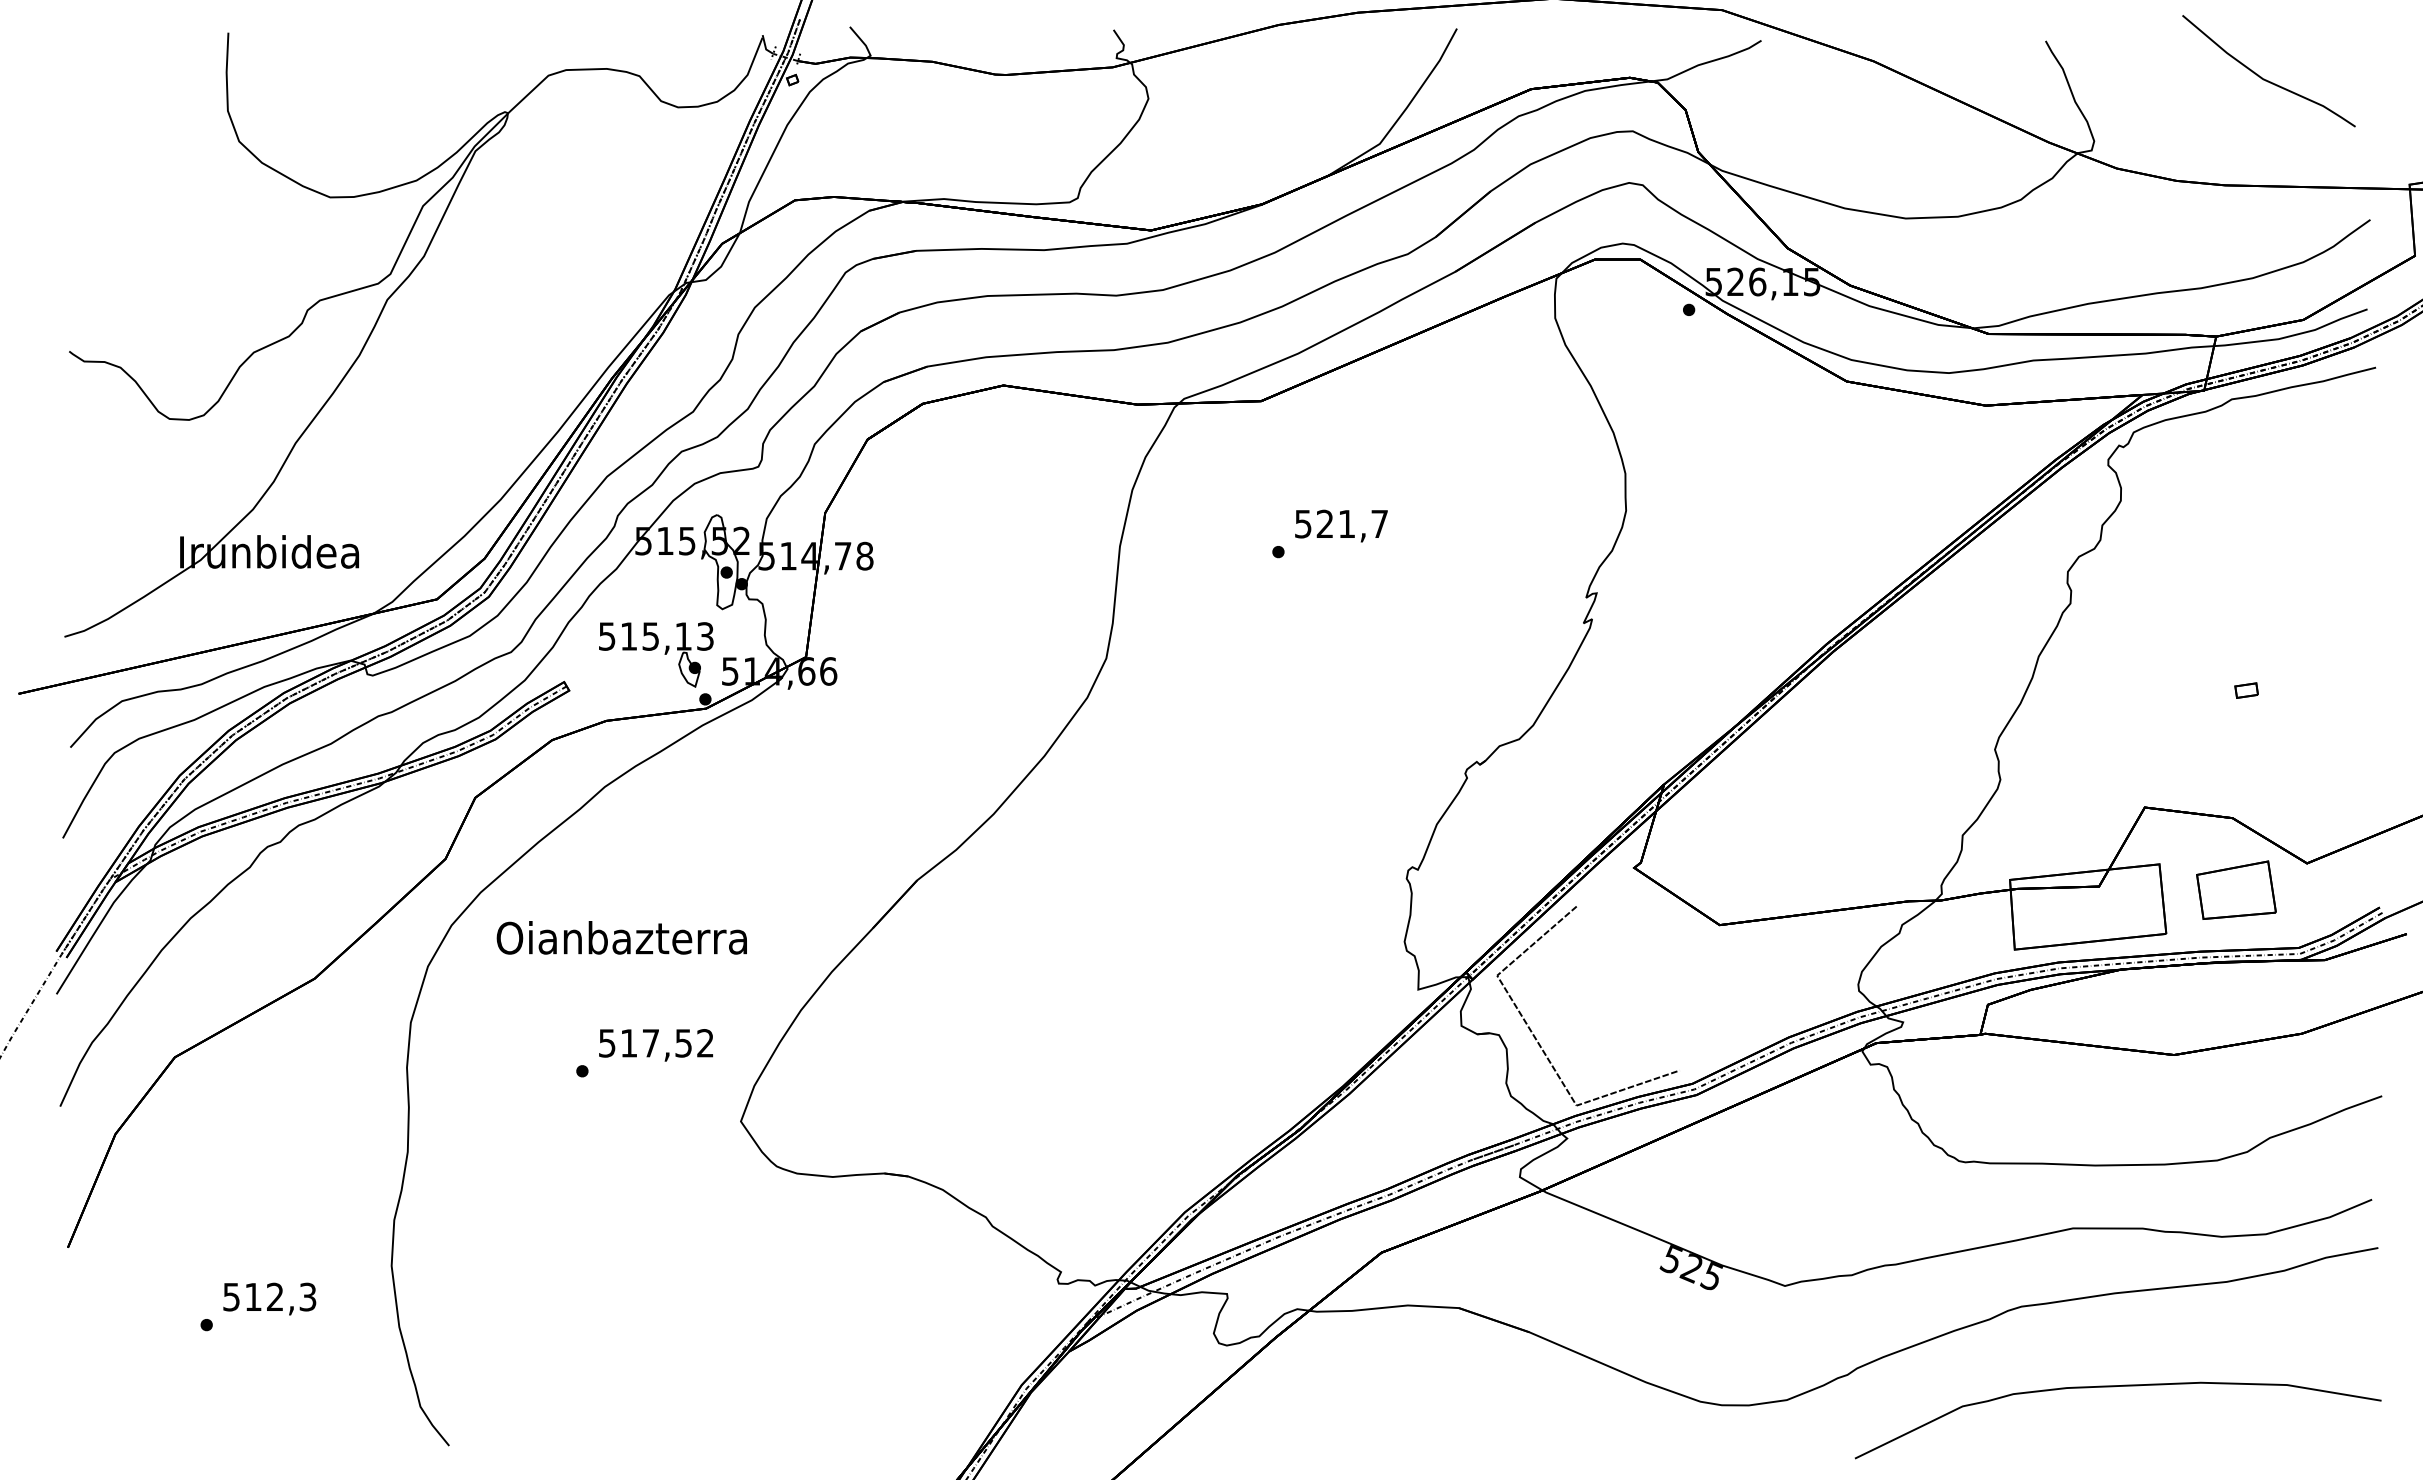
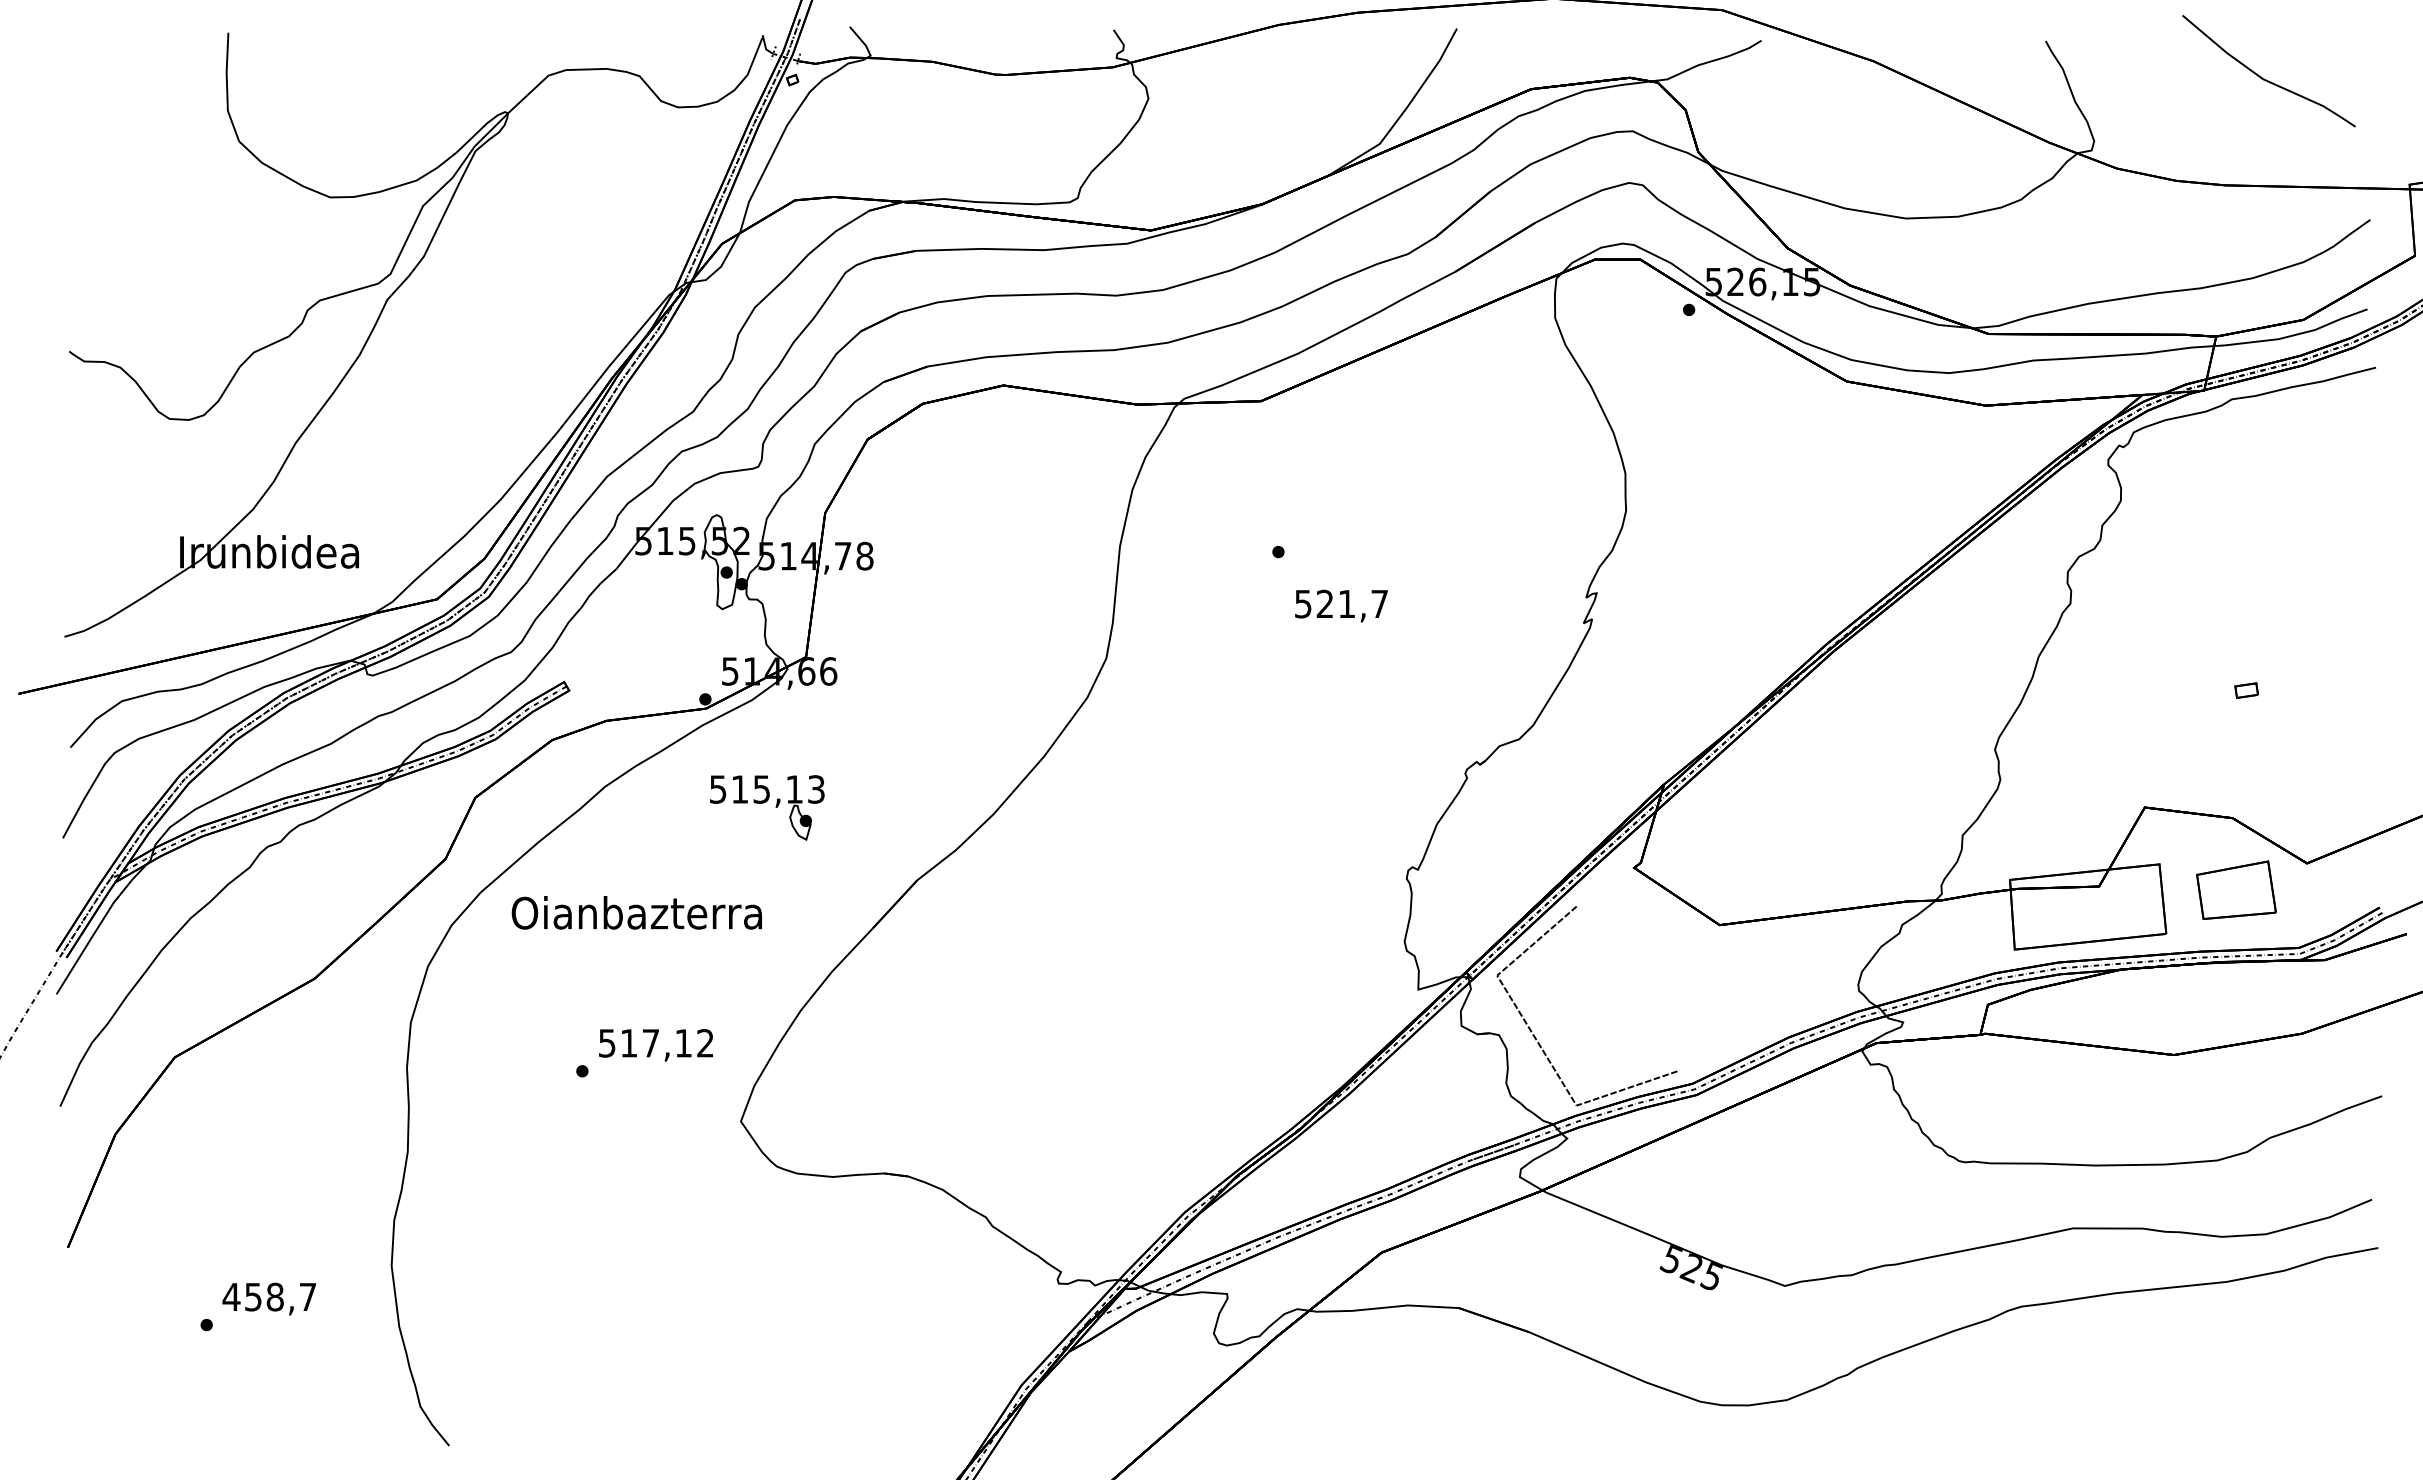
text position: (1341, 525) -> (1341, 605) (1341, 605)
part position: (656, 654) -> (767, 807) (767, 807)
text position: (621, 937) -> (636, 912) (636, 912)
text: 517,52 -> 517,12 (683, 1043)
text: 512,3 -> 458,7 (269, 1296)
curve: present -> none (2114, 1387)
